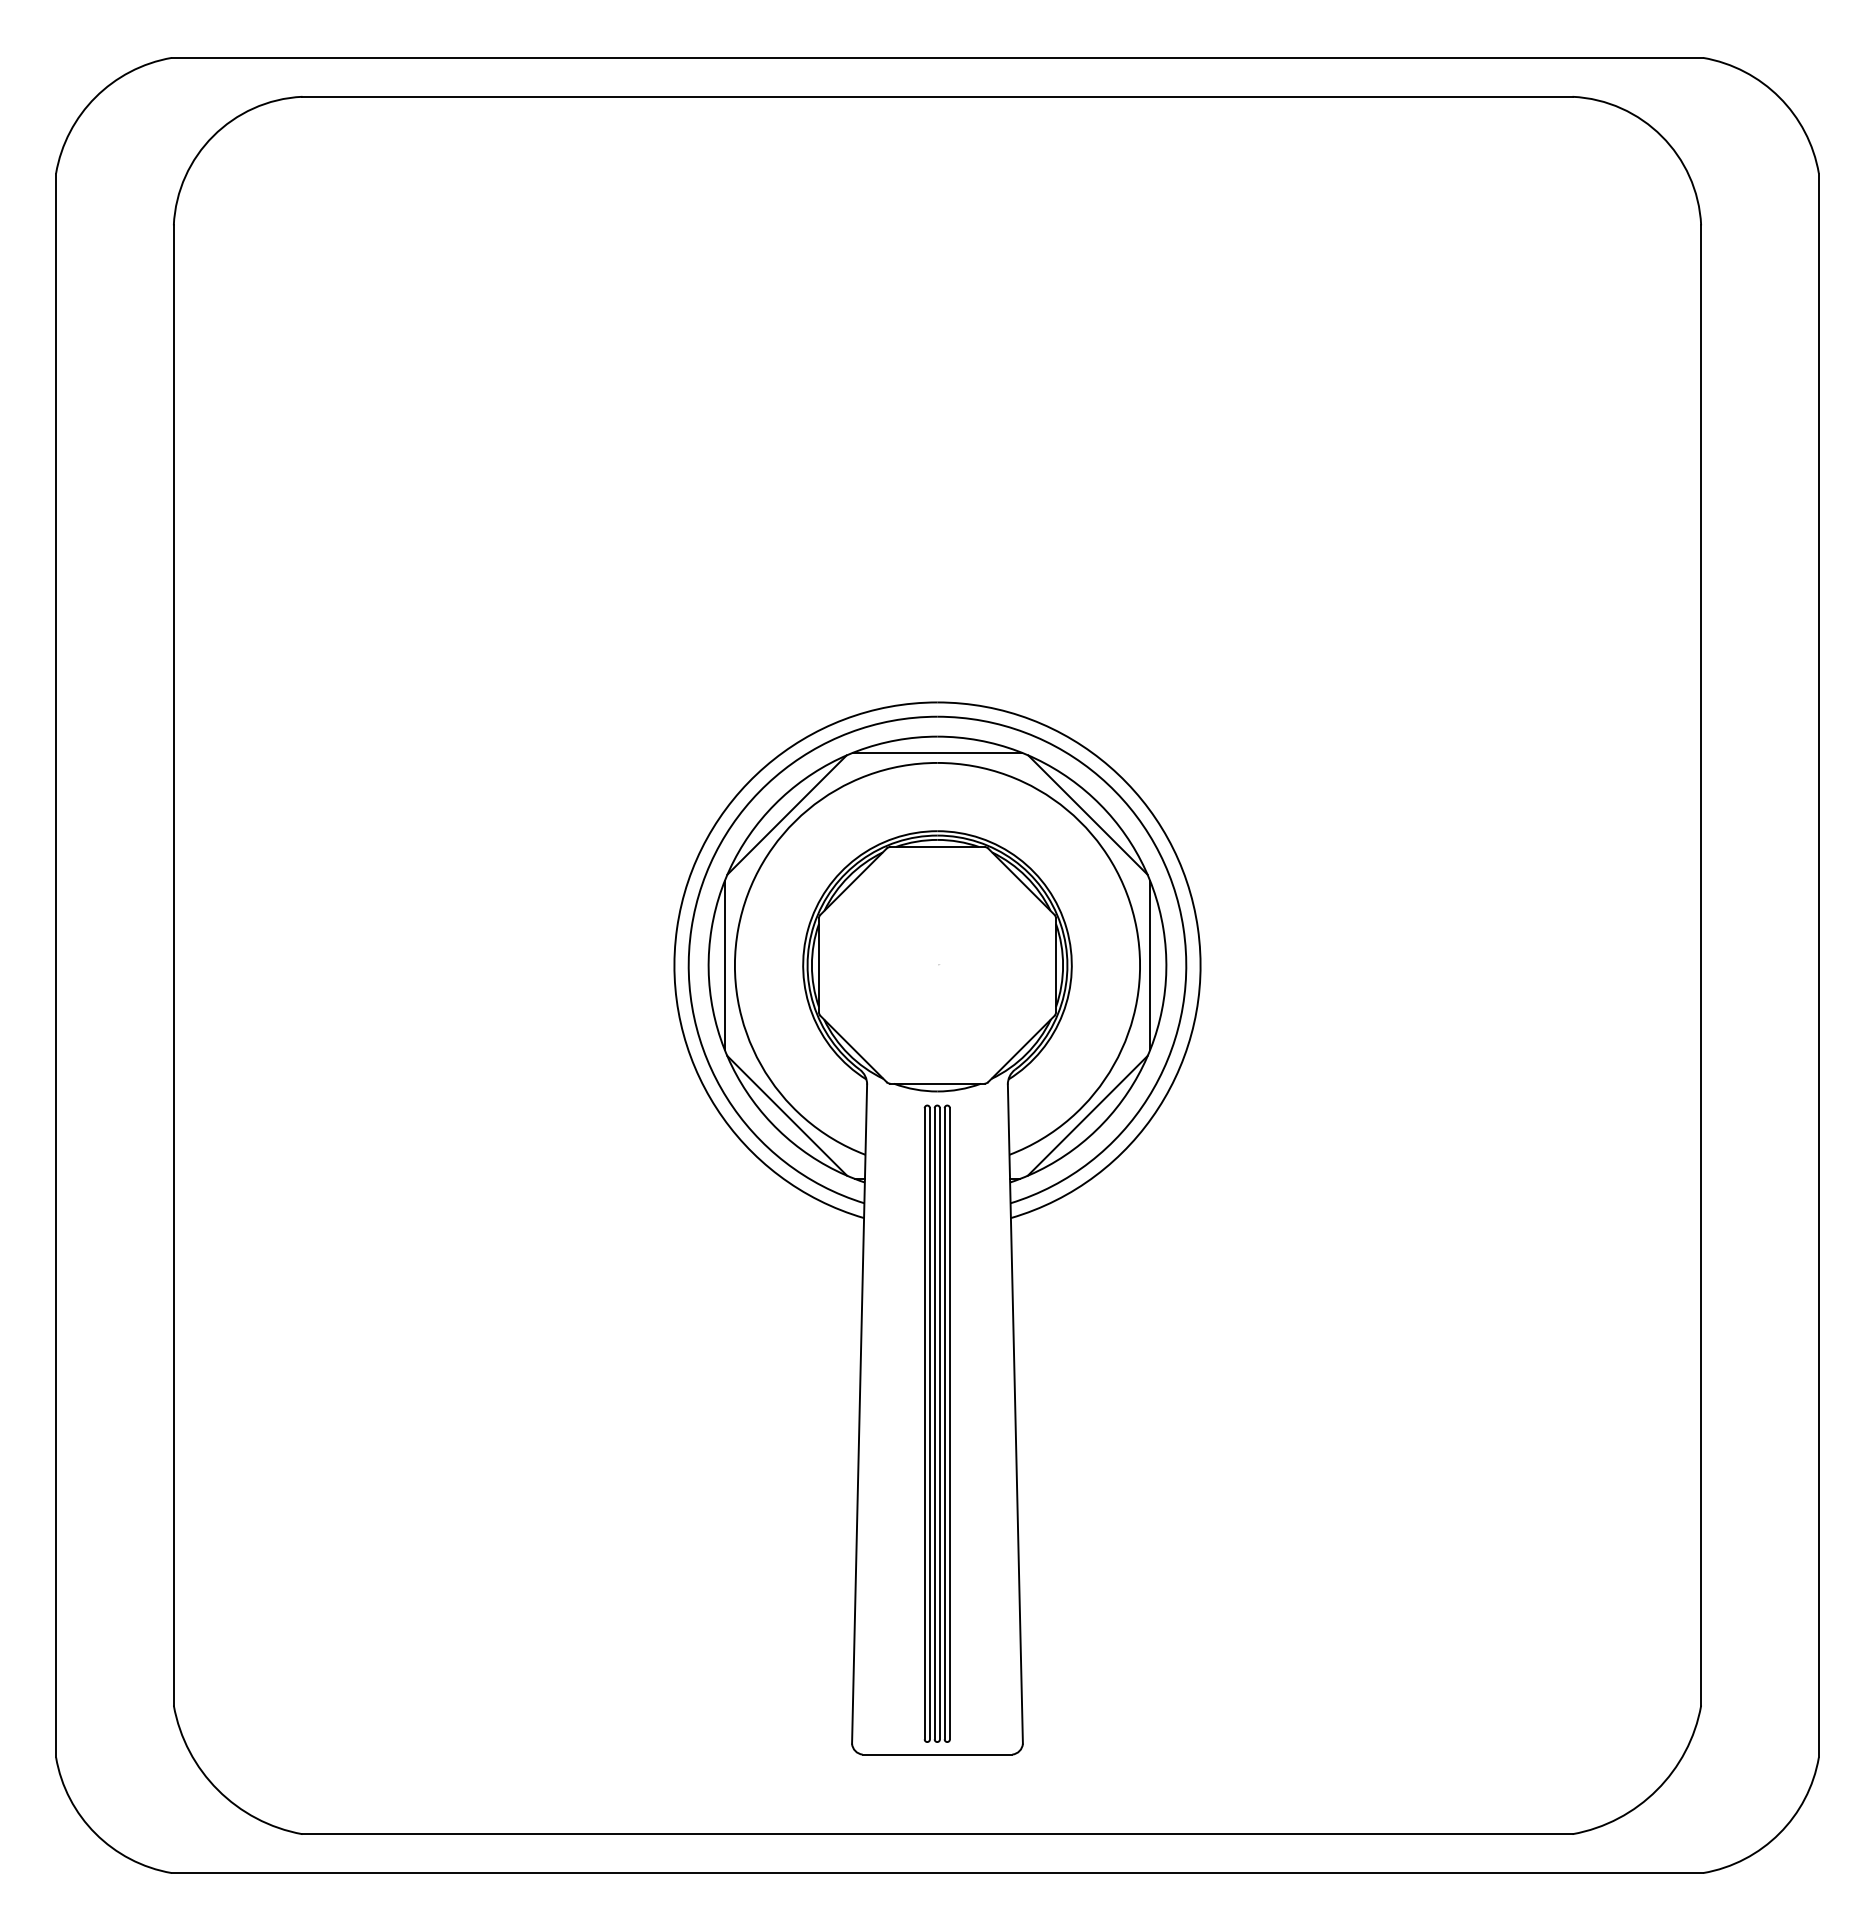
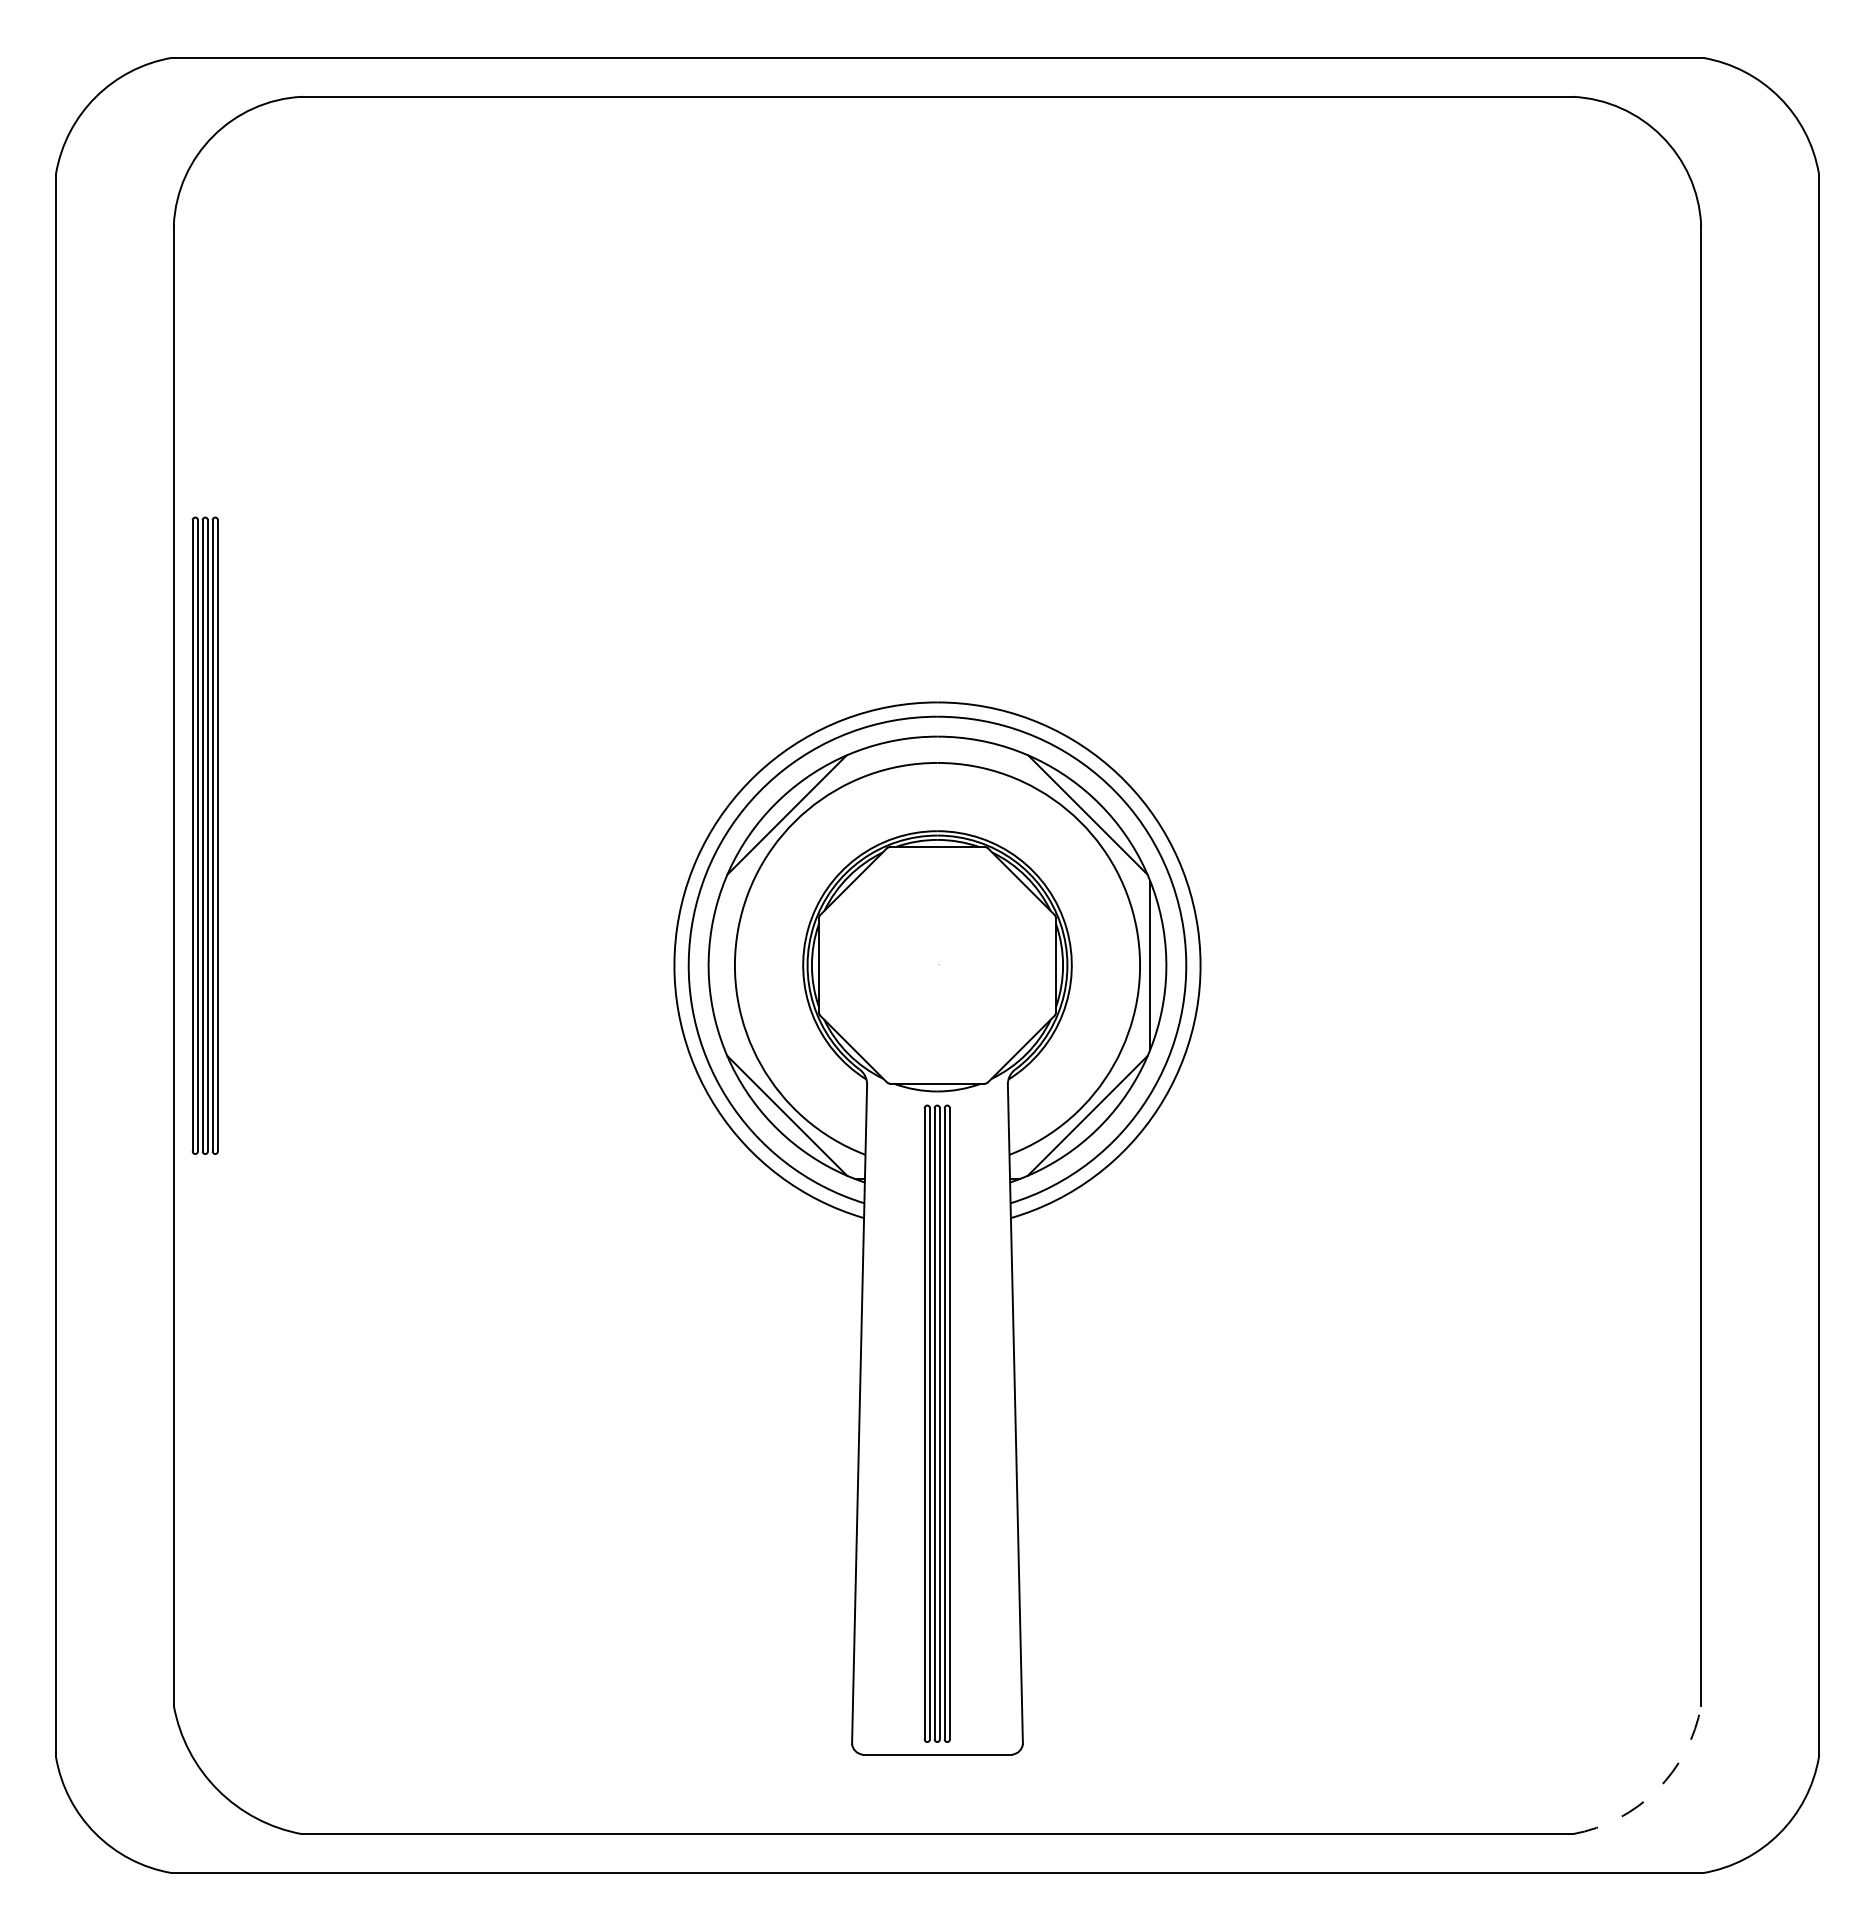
line: present -> none (937, 752)
part: none -> present (204, 835)
line: present -> none (724, 965)
arc: solid -> dashed (1657, 1790)
